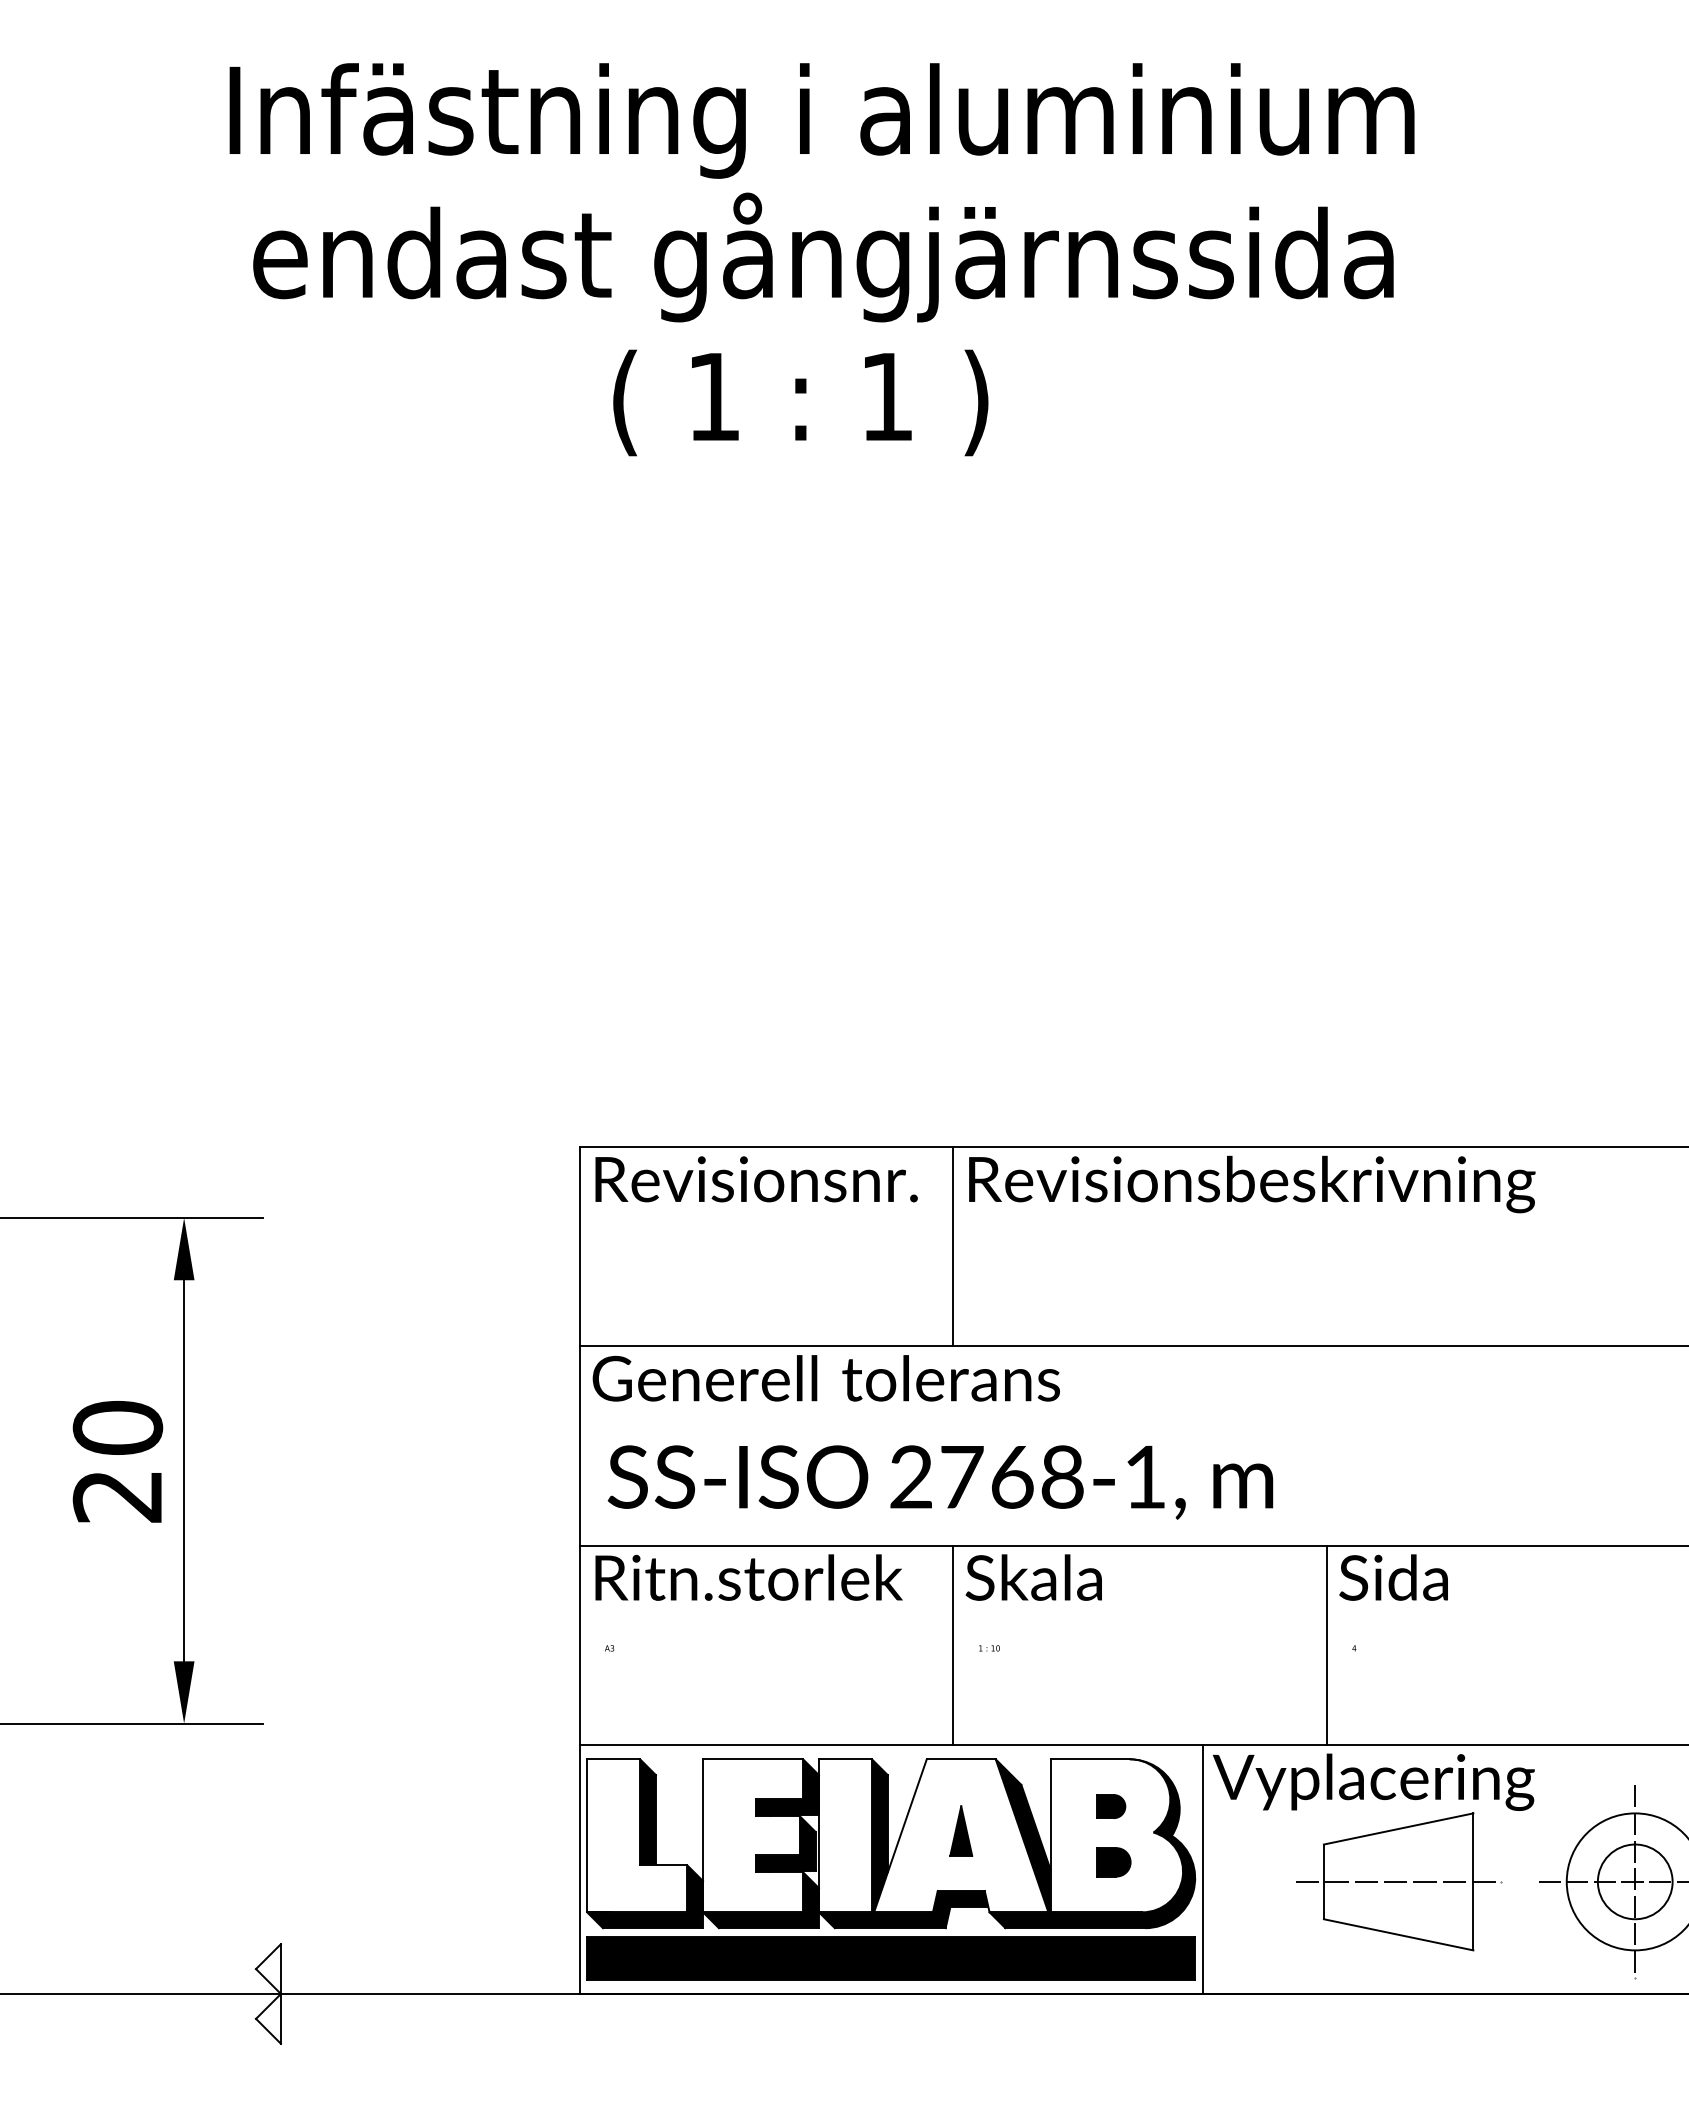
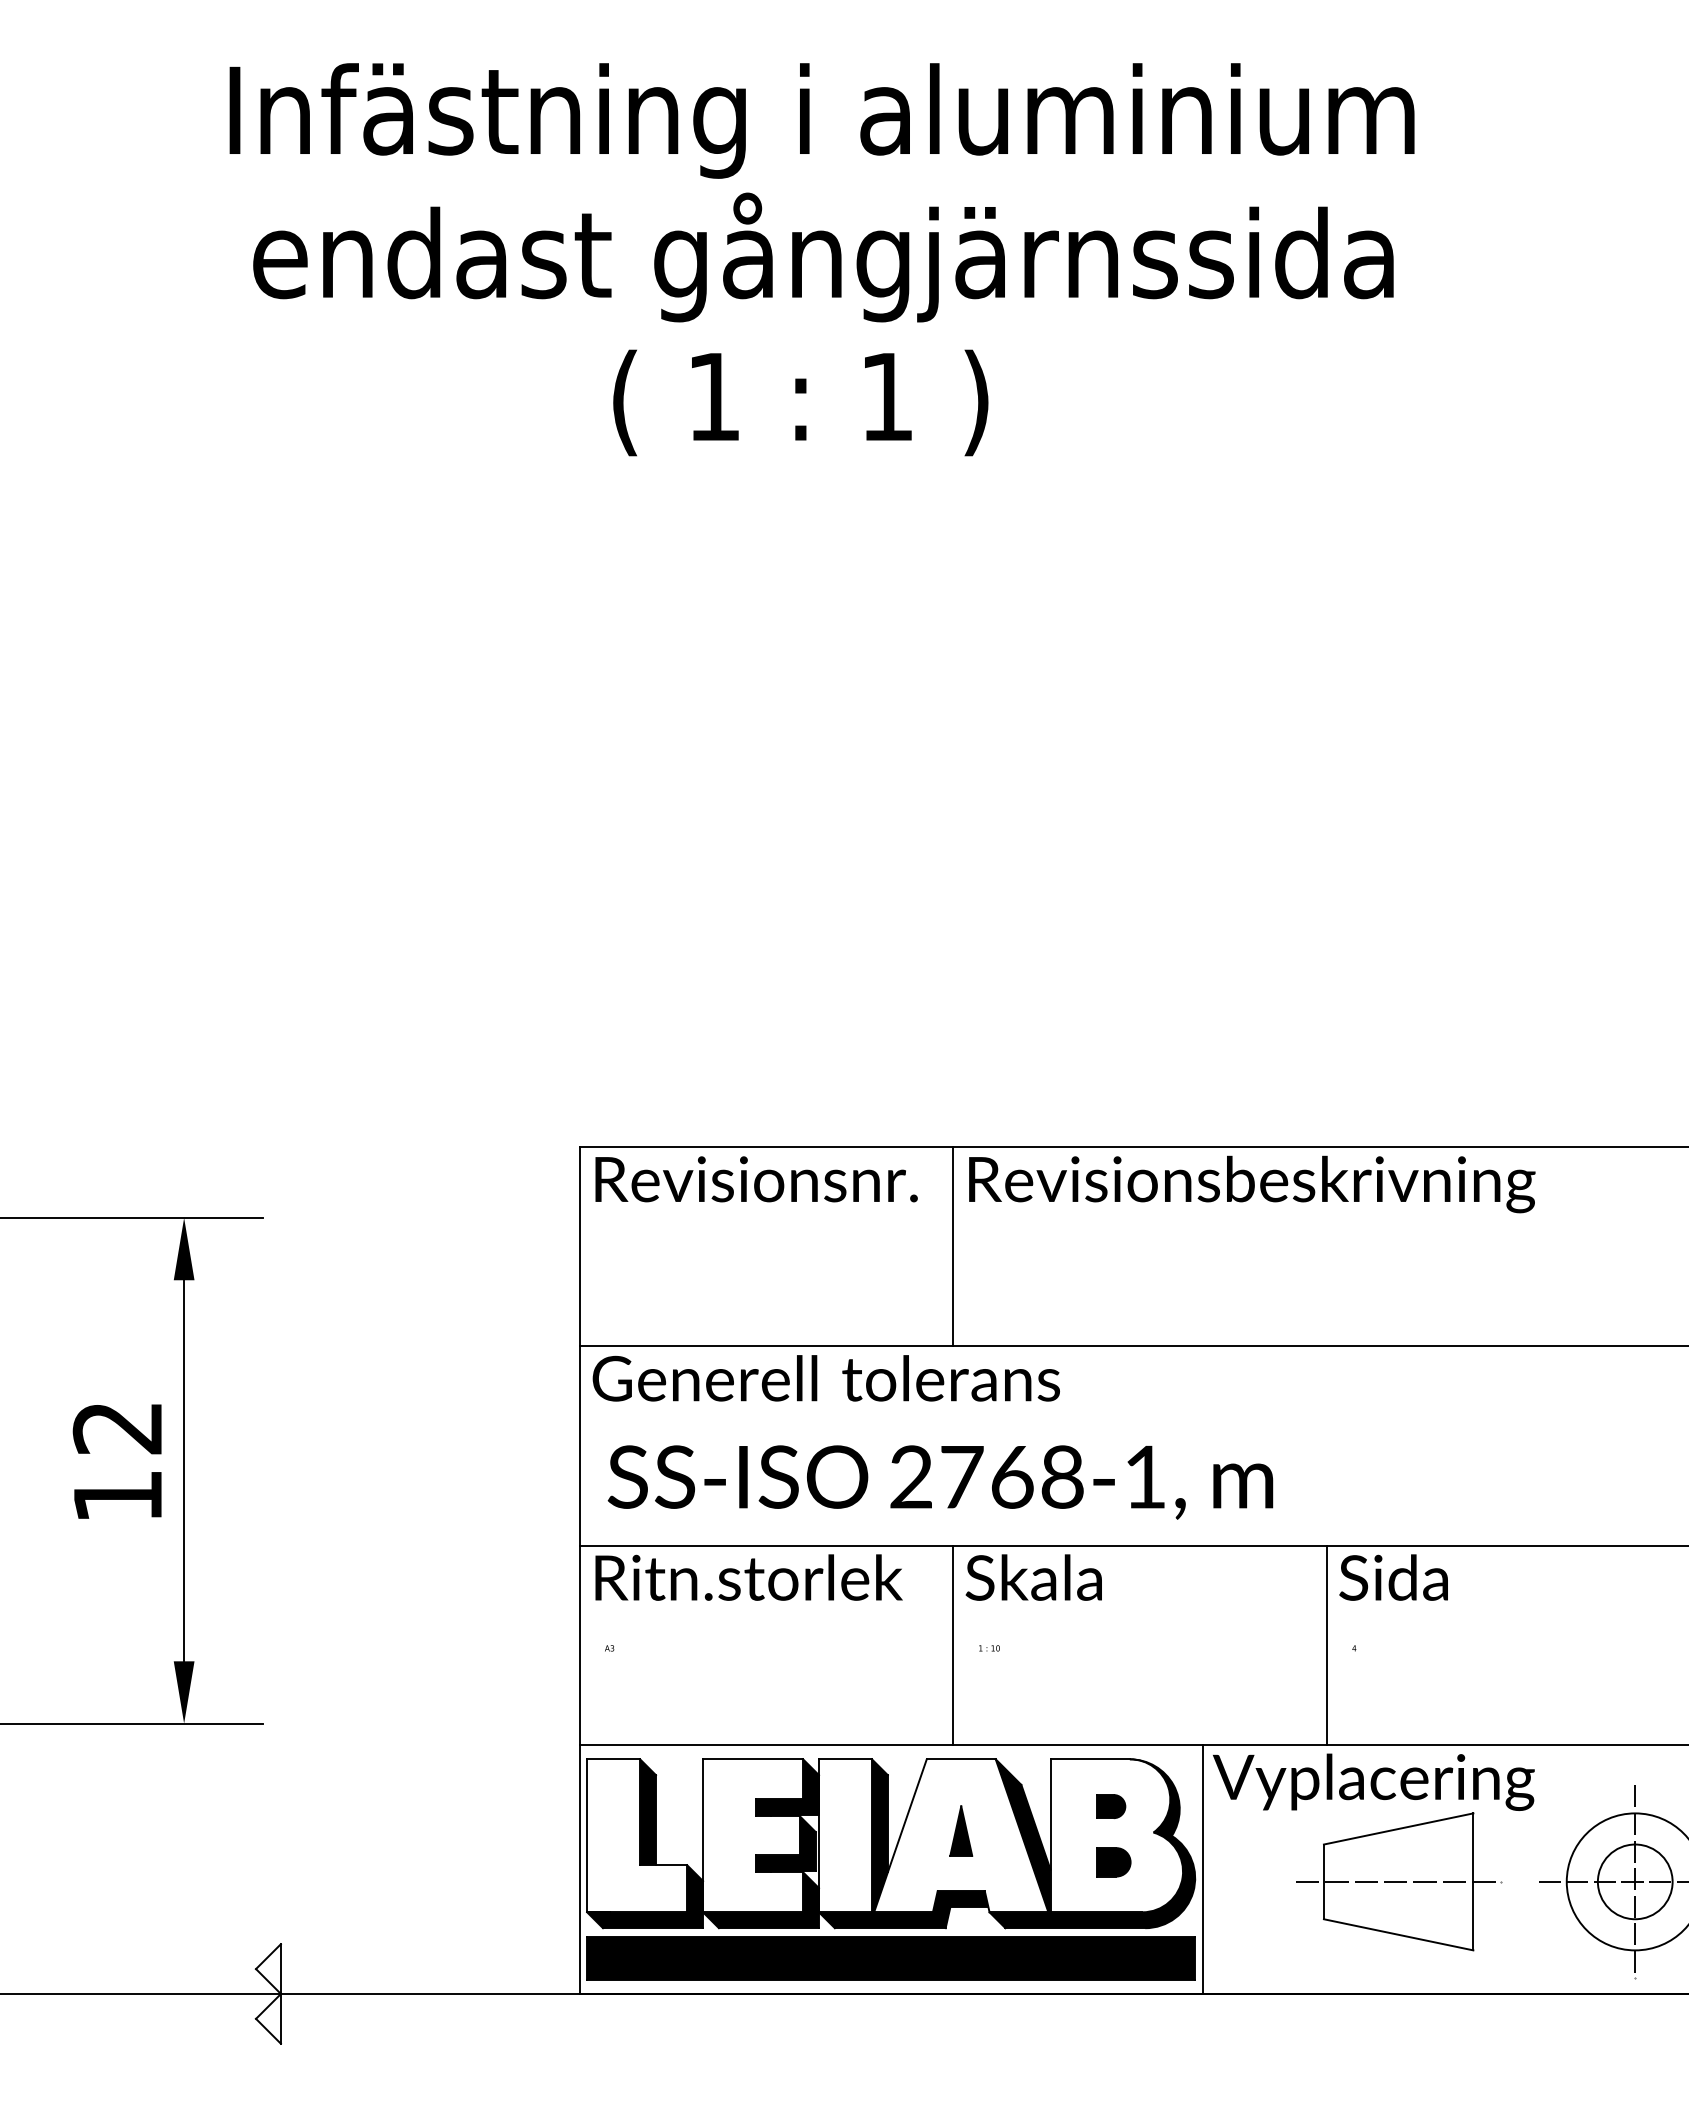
text: 20 -> 12 (117, 1461)
